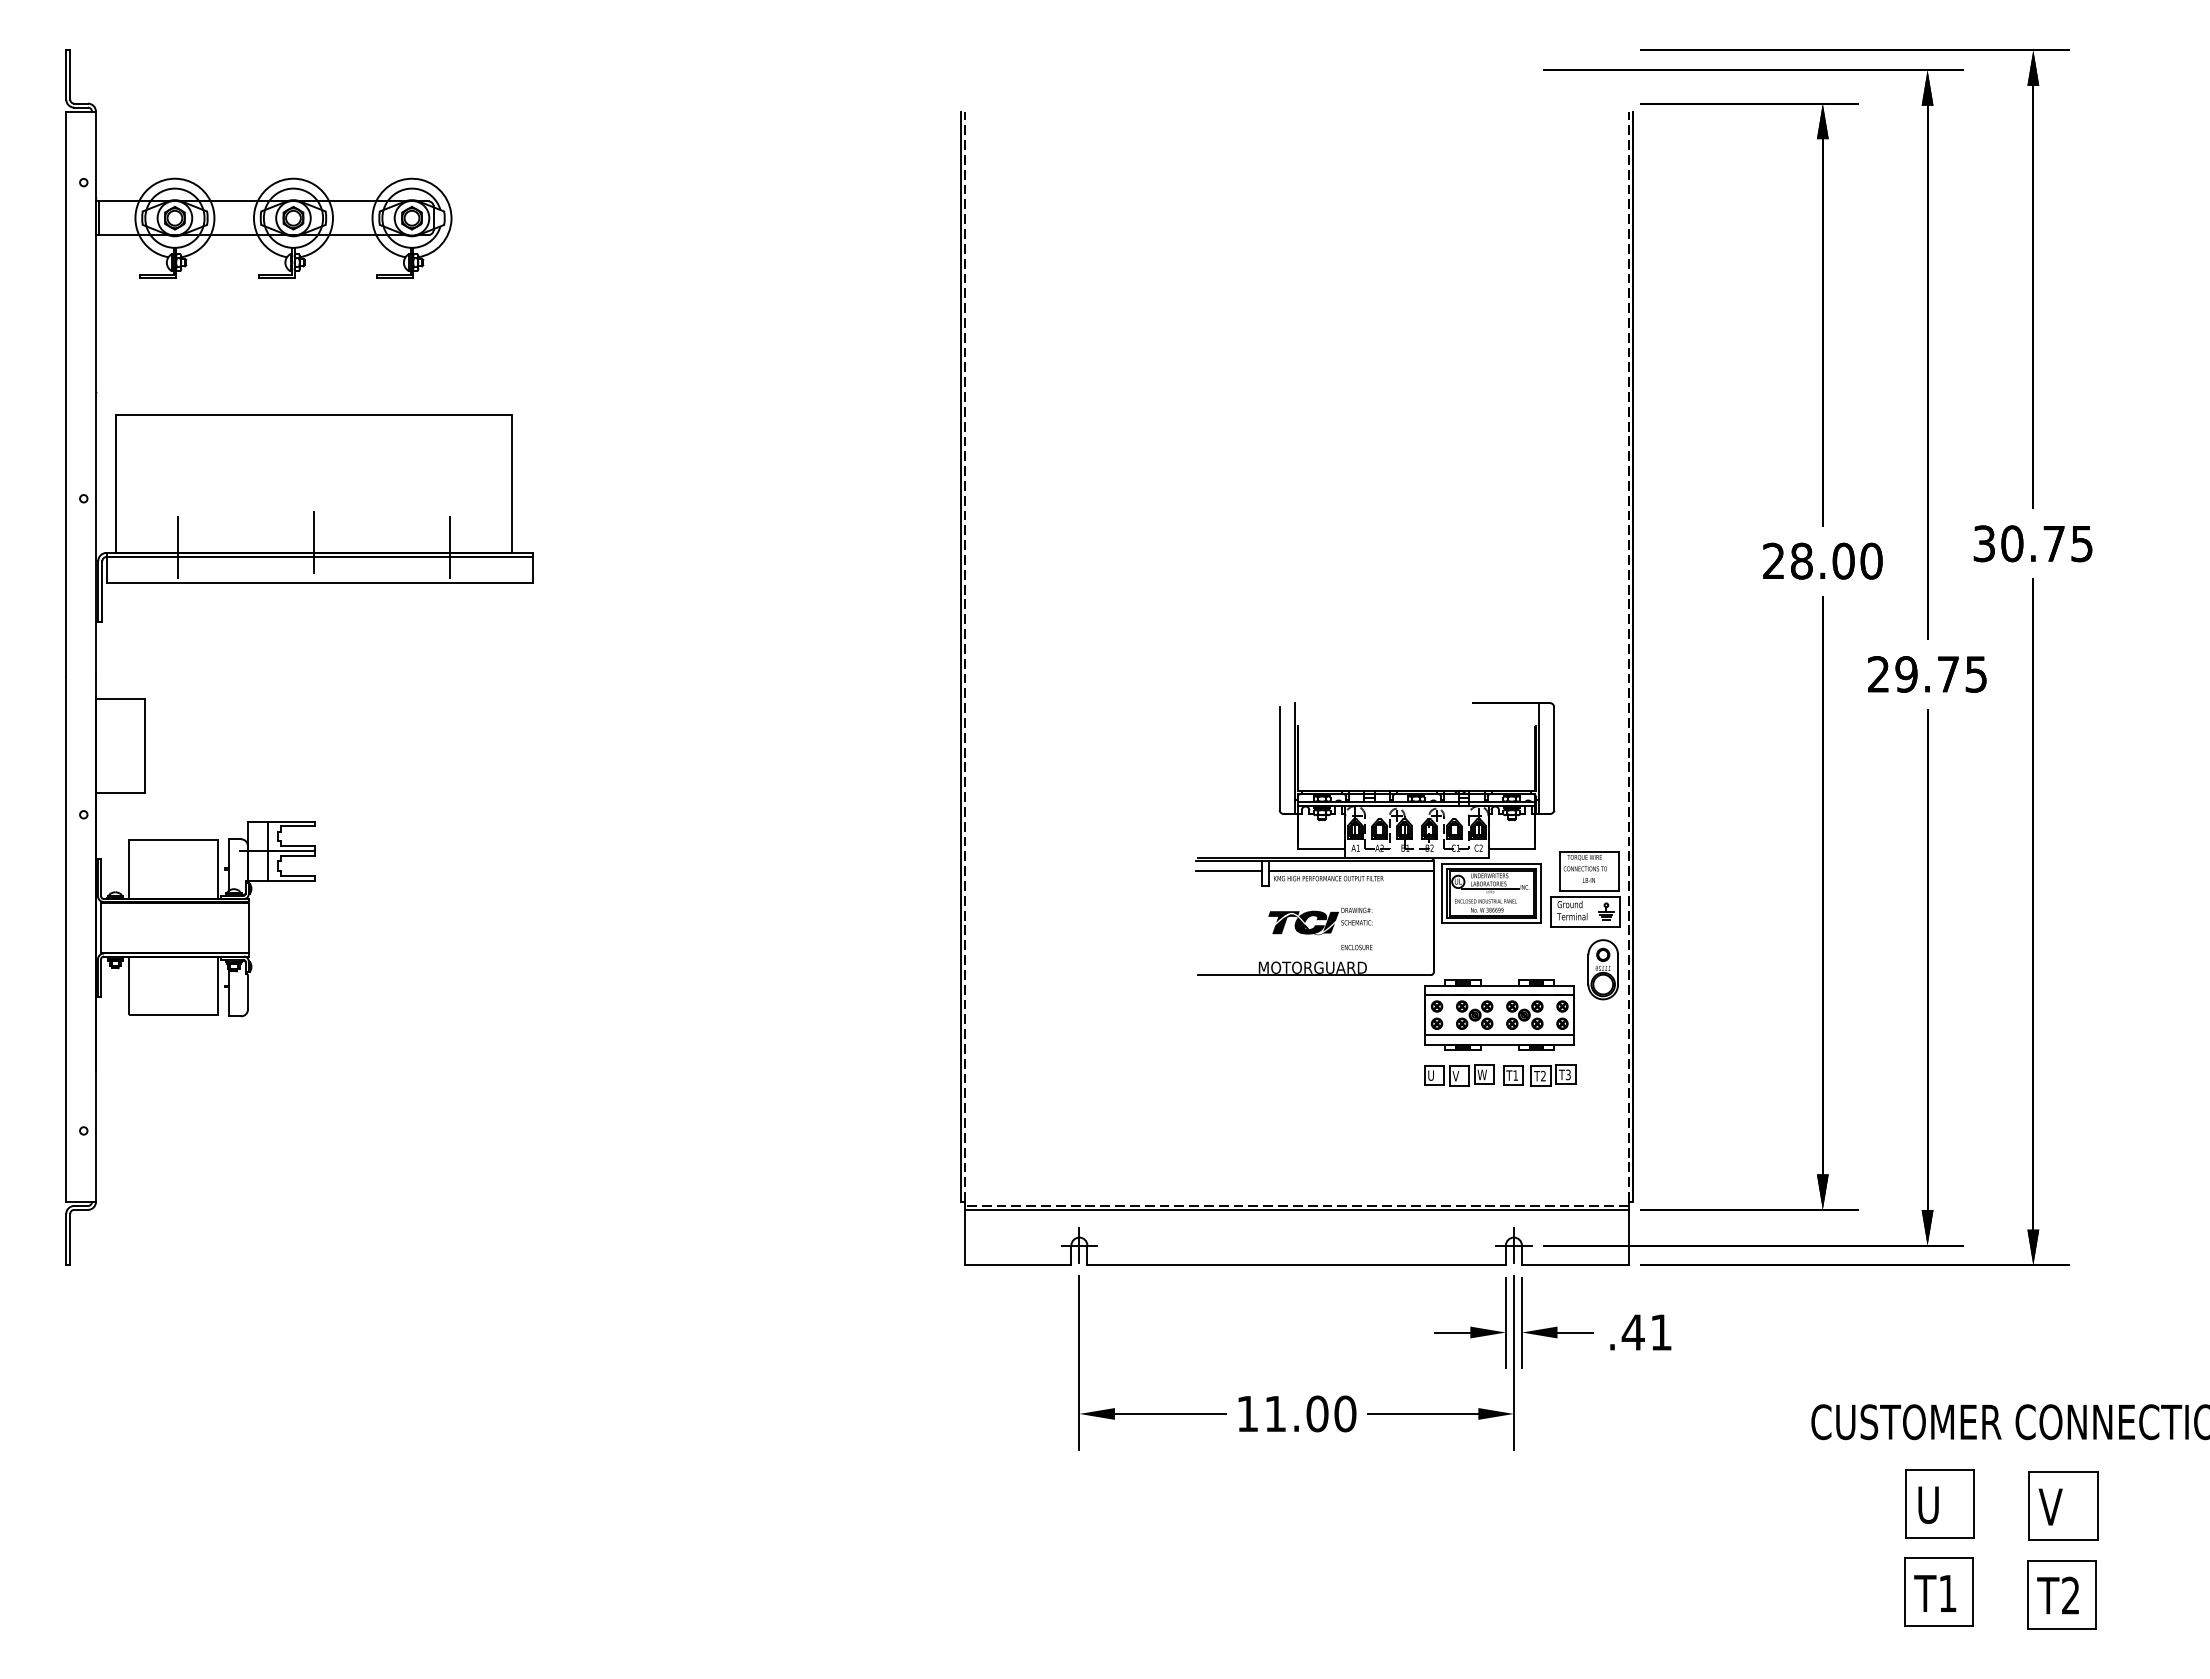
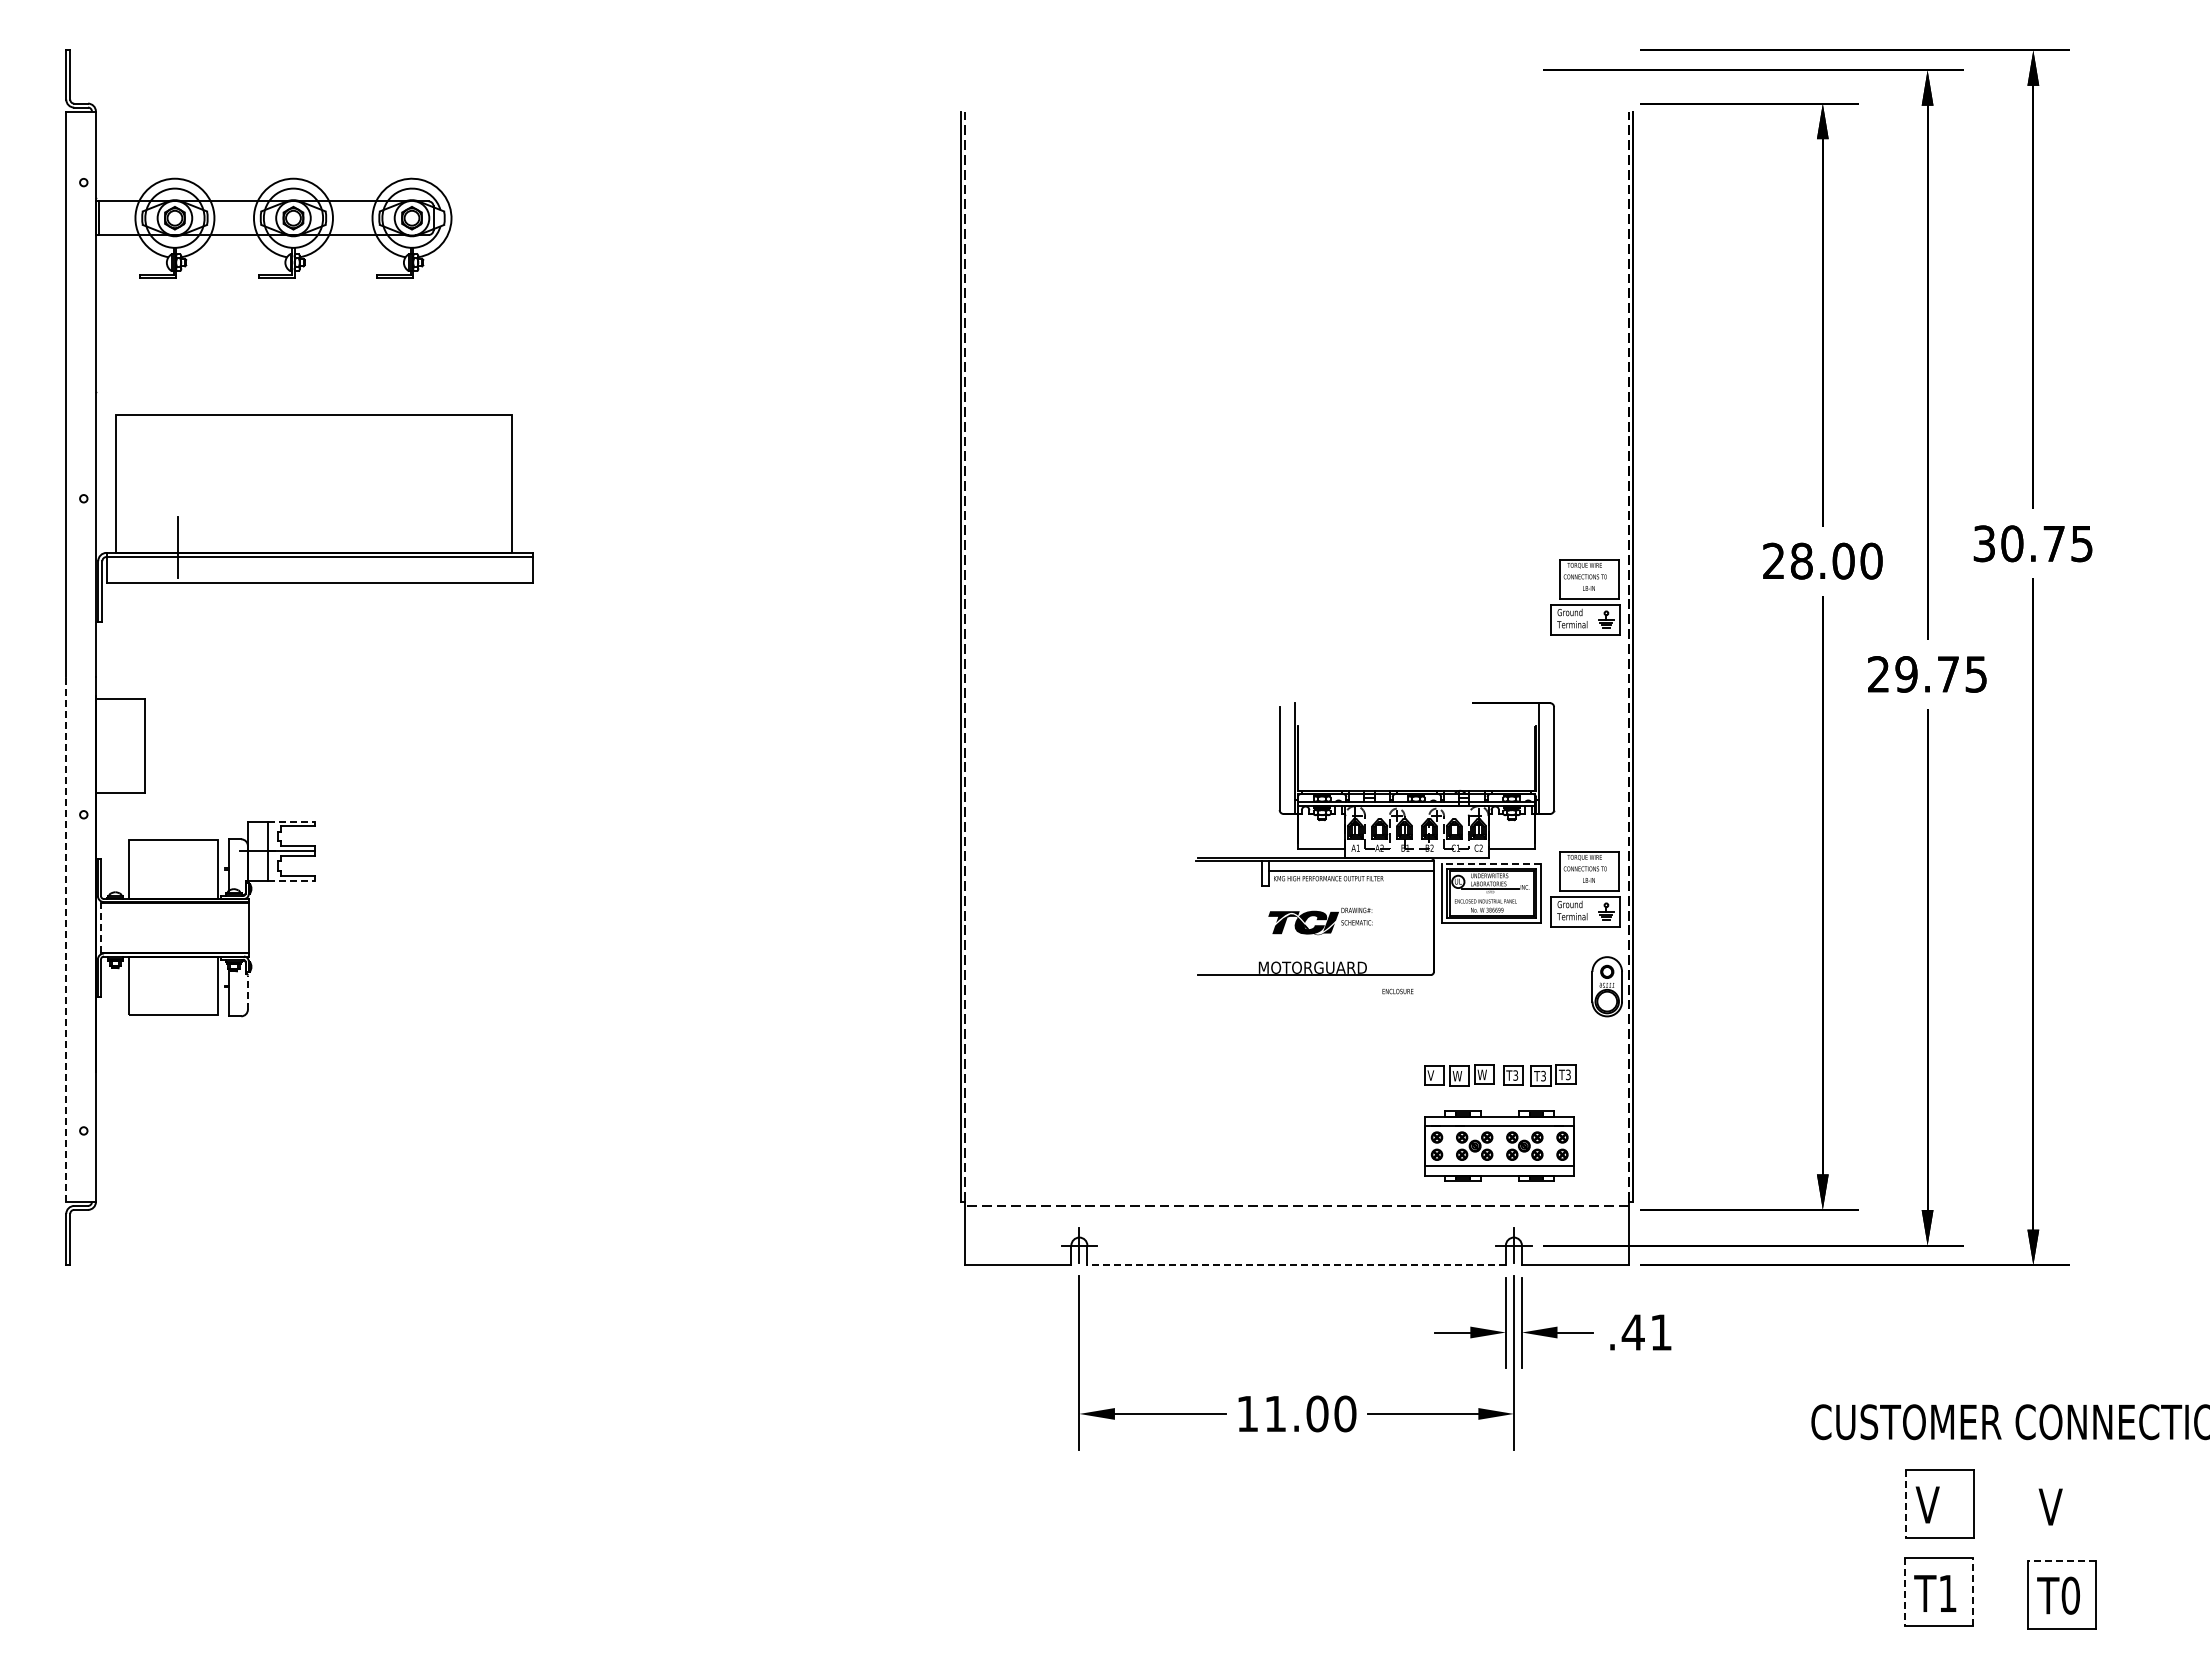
line: present -> none (313, 541)
line: present -> none (449, 547)
part: none -> present (1585, 597)
line: solid -> dashed (291, 821)
line: solid -> dashed (1491, 863)
line: present -> none (1228, 870)
line: solid -> dashed (291, 880)
line: solid -> dashed (100, 927)
line: solid -> dashed (66, 939)
text position: (1356, 947) -> (1397, 991) (1397, 991)
part position: (1602, 969) -> (1606, 986) (1606, 986)
line: solid -> dashed (247, 992)
part position: (1499, 1014) -> (1499, 1145) (1499, 1145)
text: U -> V (1430, 1075)
text: T1 -> T3 (1515, 1075)
text: V -> W (1457, 1076)
text: T2 -> T3 (1543, 1076)
line: present -> none (1296, 1209)
line: solid -> dashed (1296, 1265)
line: solid -> dashed (1905, 1504)
text: U -> V (1927, 1505)
part: present -> none (2063, 1505)
line: solid -> dashed (2061, 1560)
line: solid -> dashed (1972, 1591)
line: solid -> dashed (1904, 1592)
text: T2 -> T0 (2070, 1595)
